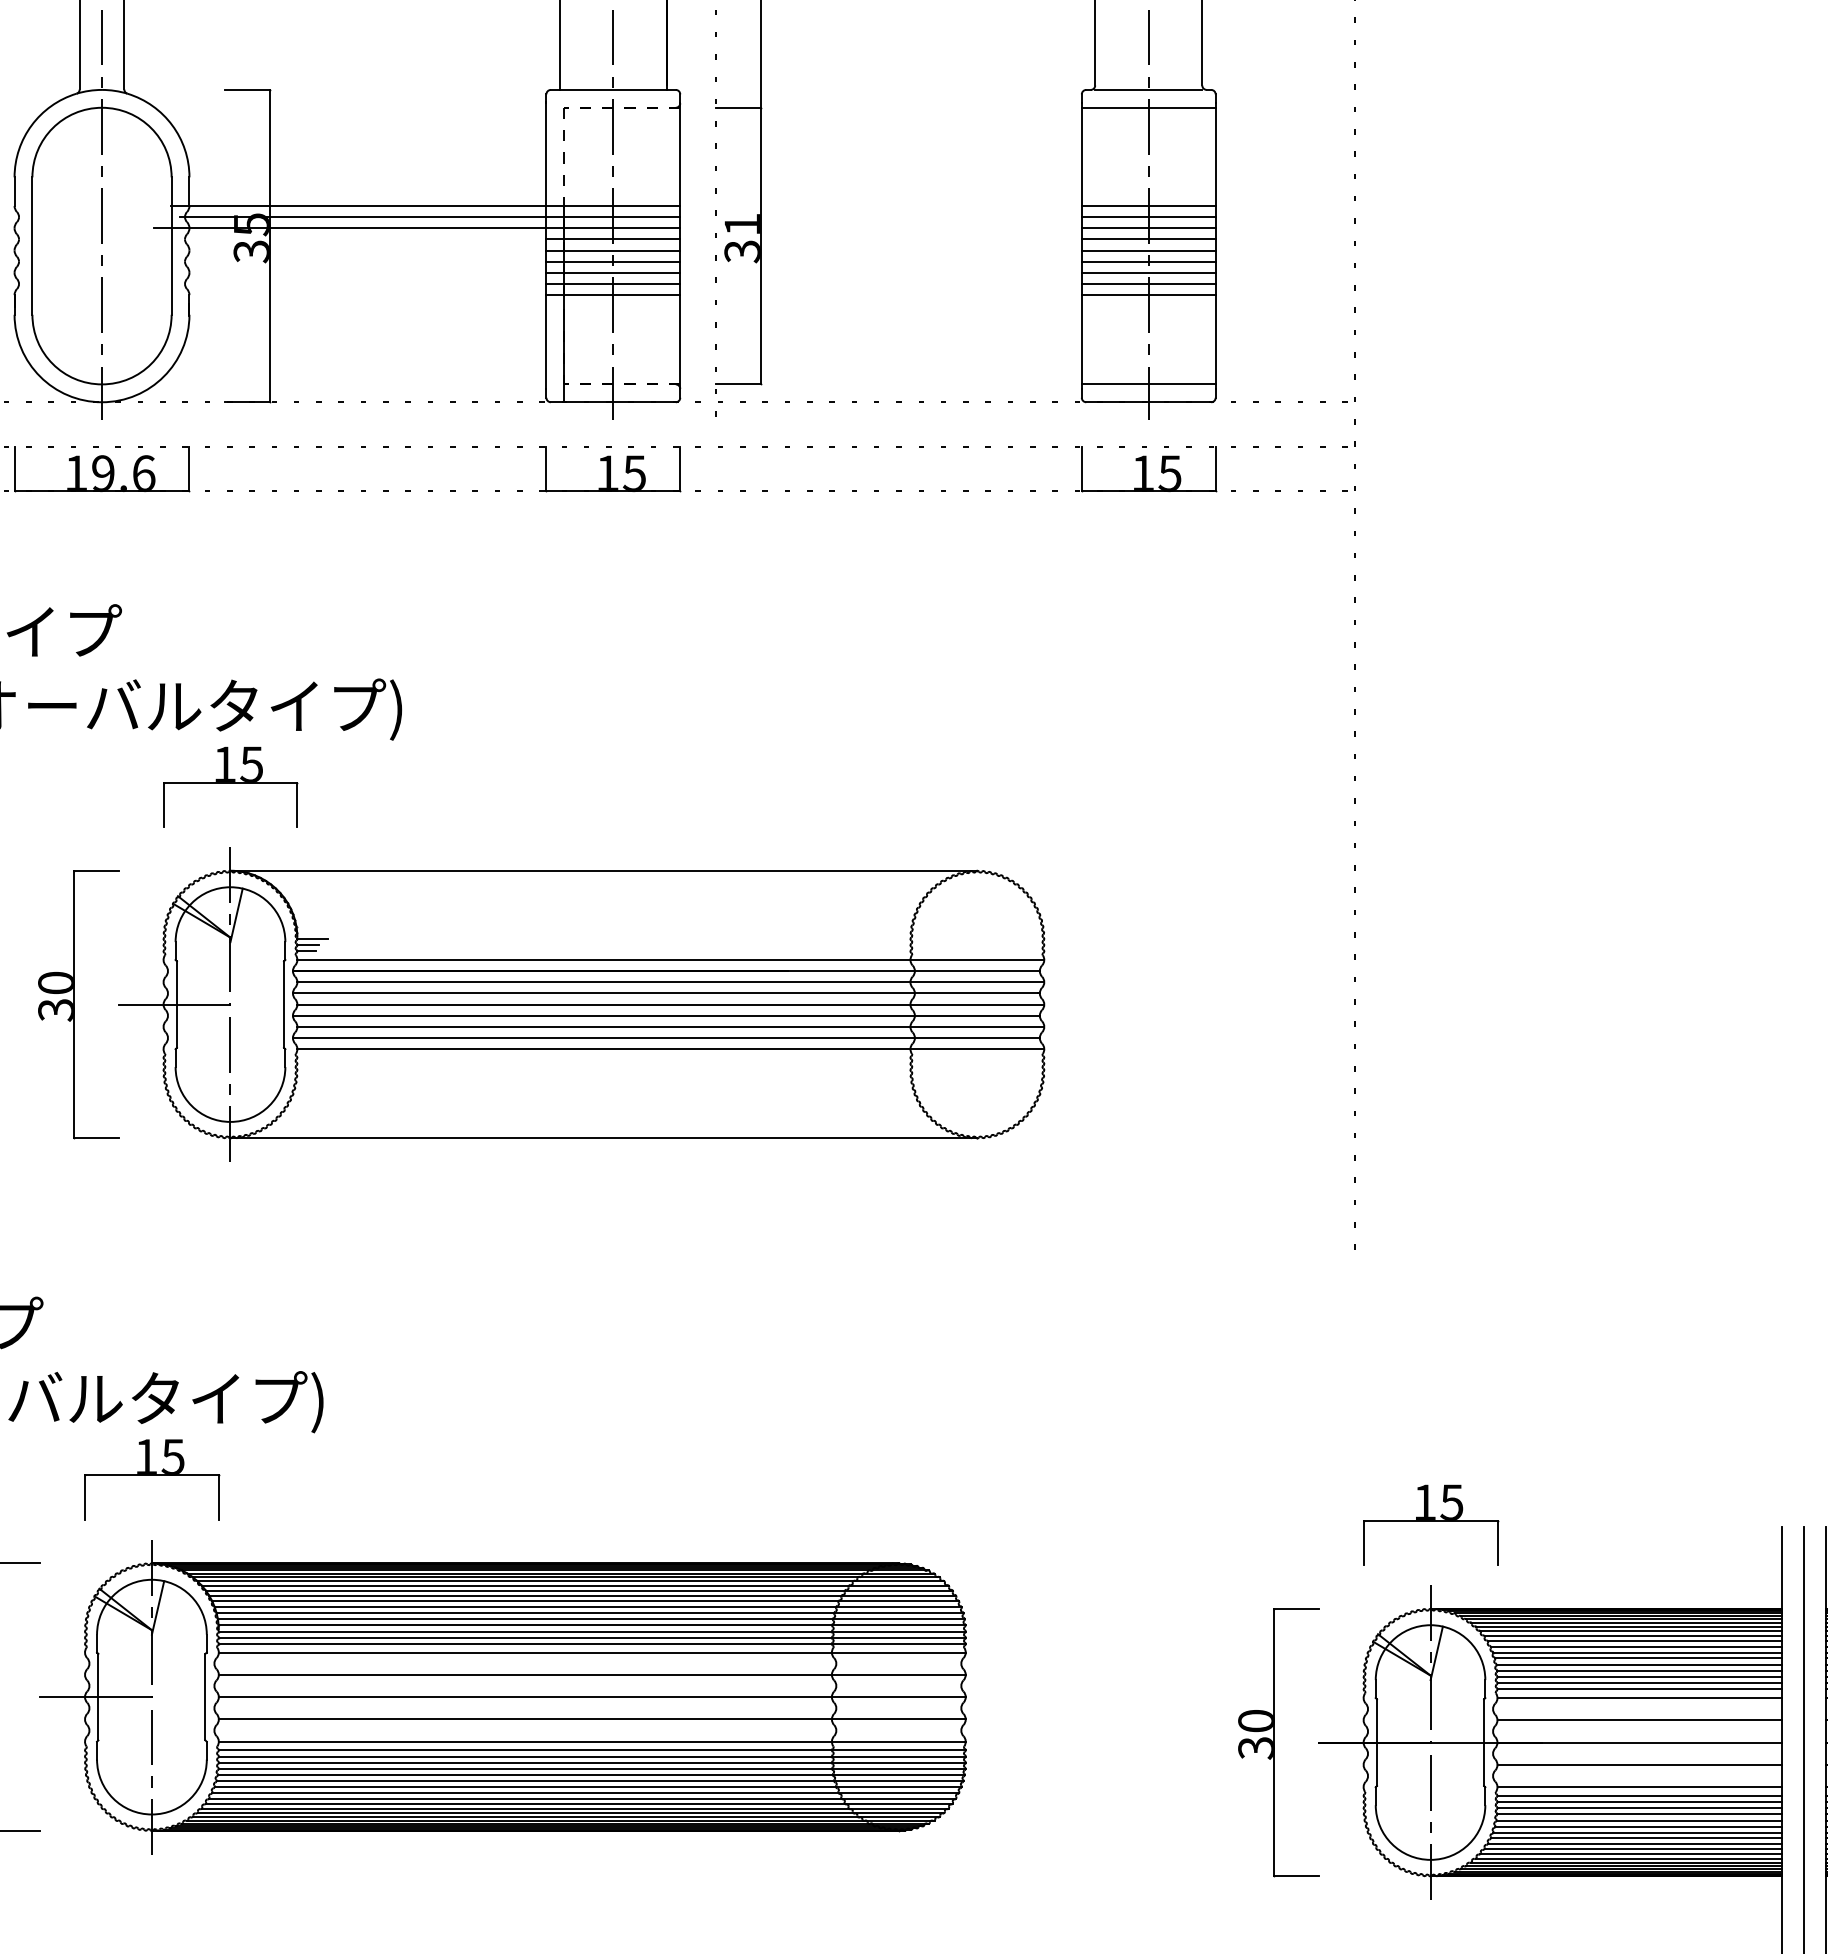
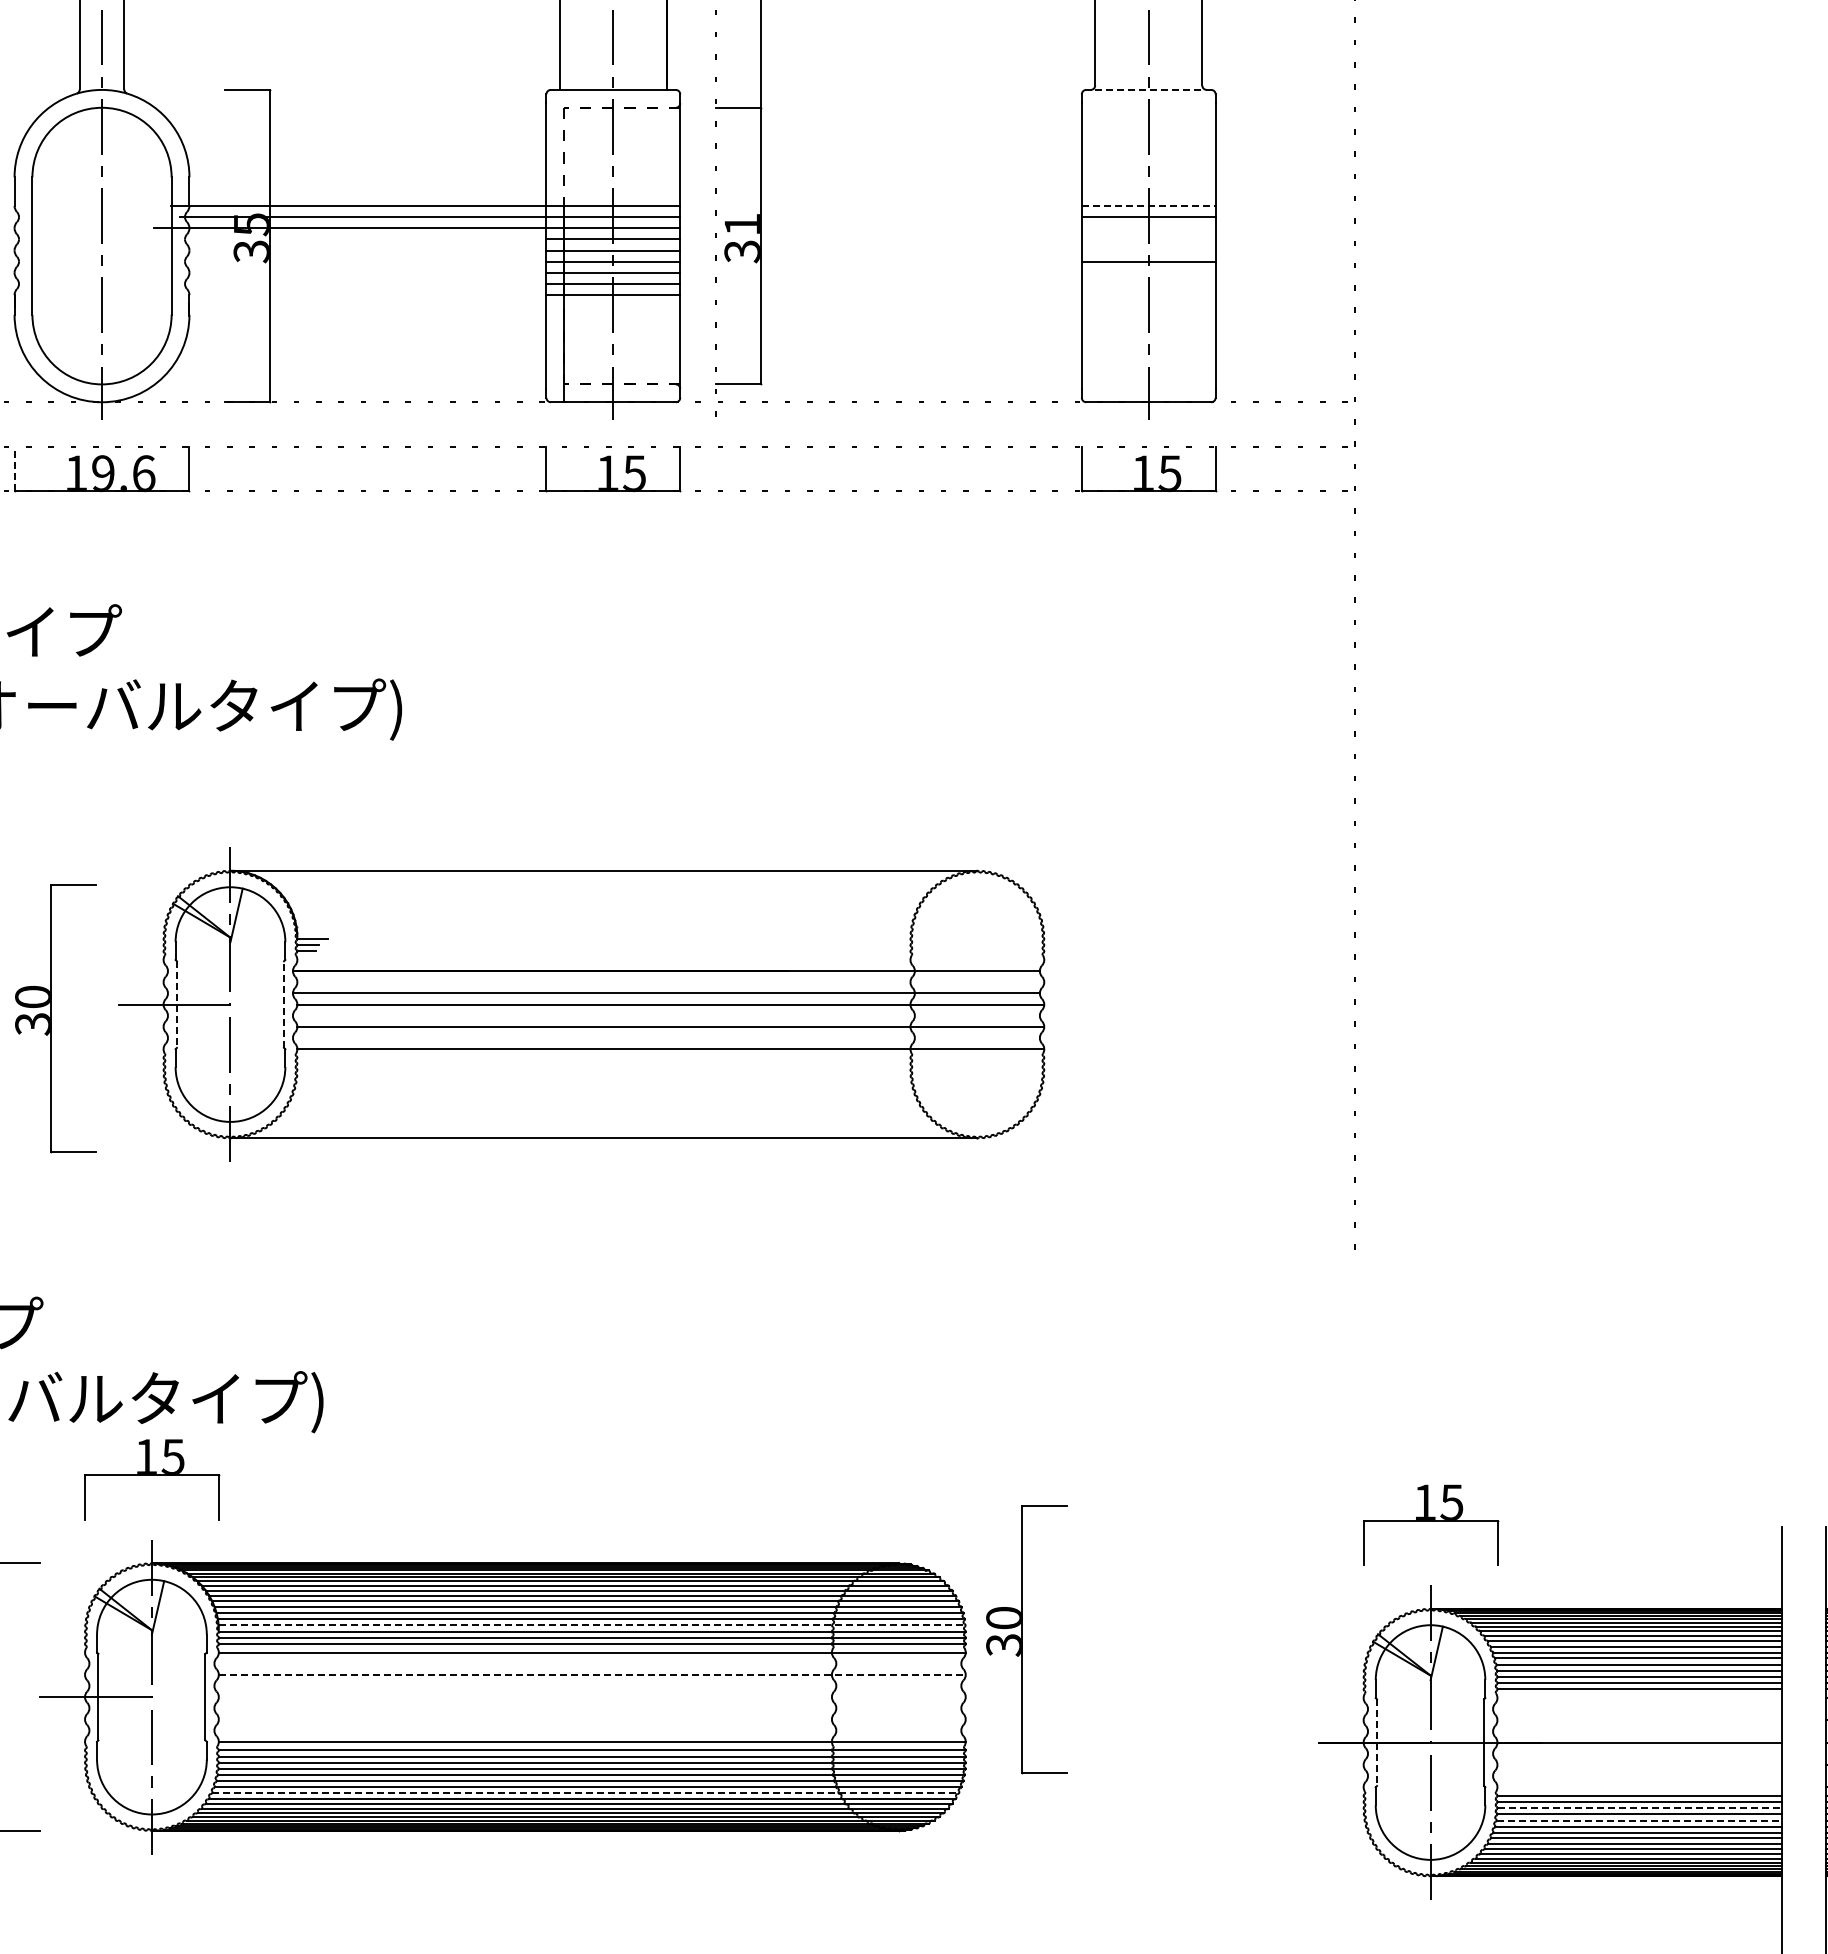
line: solid -> dashed (1148, 89)
line: present -> none (1148, 107)
line: solid -> dashed (1148, 205)
line: present -> none (1148, 228)
line: present -> none (1148, 239)
line: present -> none (1148, 250)
line: present -> none (1148, 272)
line: present -> none (1148, 284)
line: present -> none (1148, 295)
line: present -> none (1148, 384)
line: solid -> dashed (14, 468)
part: present -> none (230, 786)
line: present -> none (670, 959)
line: present -> none (670, 982)
part position: (78, 1004) -> (55, 1018) (55, 1018)
line: solid -> dashed (284, 1004)
line: solid -> dashed (176, 1005)
line: present -> none (665, 1015)
line: present -> none (665, 1038)
line: solid -> dashed (592, 1625)
line: solid -> dashed (592, 1674)
line: present -> none (591, 1697)
line: present -> none (1639, 1698)
line: present -> none (591, 1719)
line: present -> none (1639, 1720)
line: present -> none (1804, 1738)
part position: (1278, 1742) -> (1026, 1639) (1026, 1639)
line: solid -> dashed (1376, 1743)
line: present -> none (1639, 1764)
line: present -> none (1639, 1787)
line: solid -> dashed (586, 1793)
line: solid -> dashed (1640, 1808)
line: solid -> dashed (1639, 1820)
